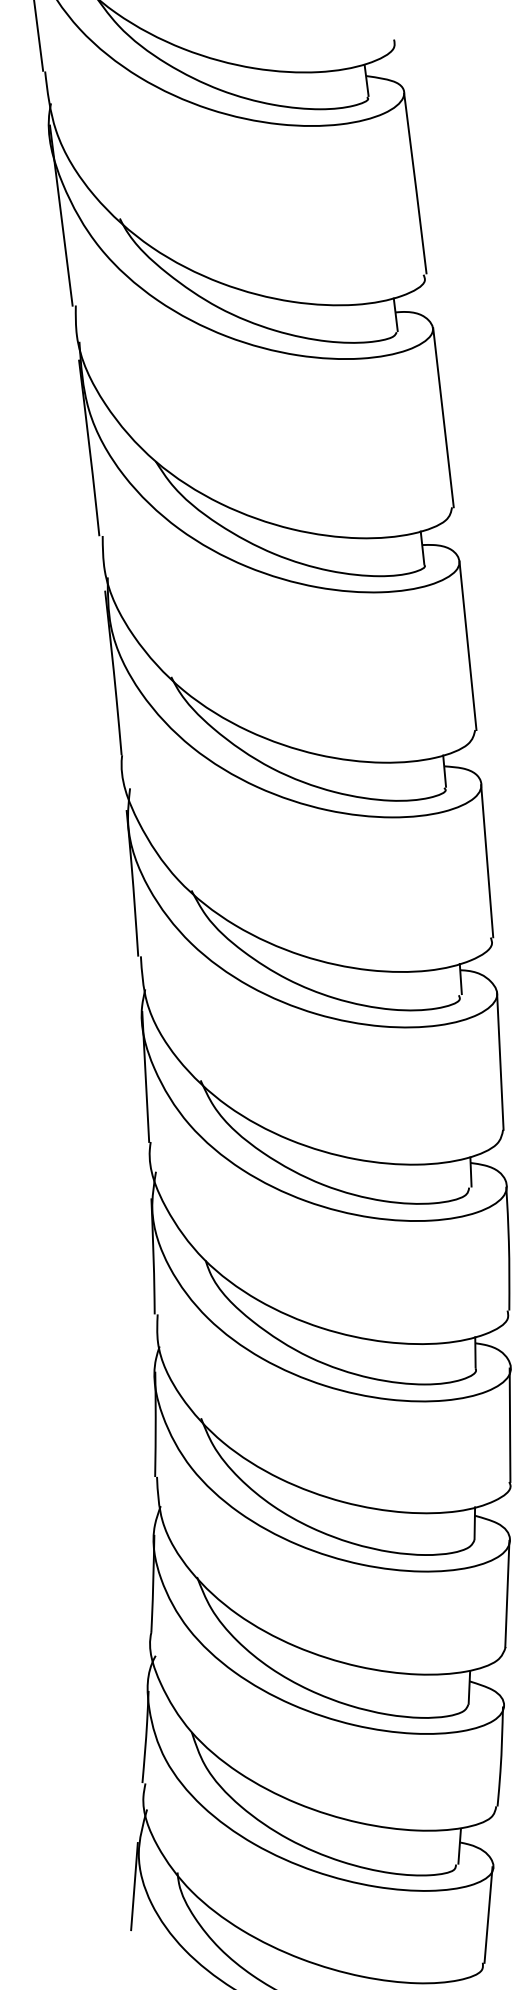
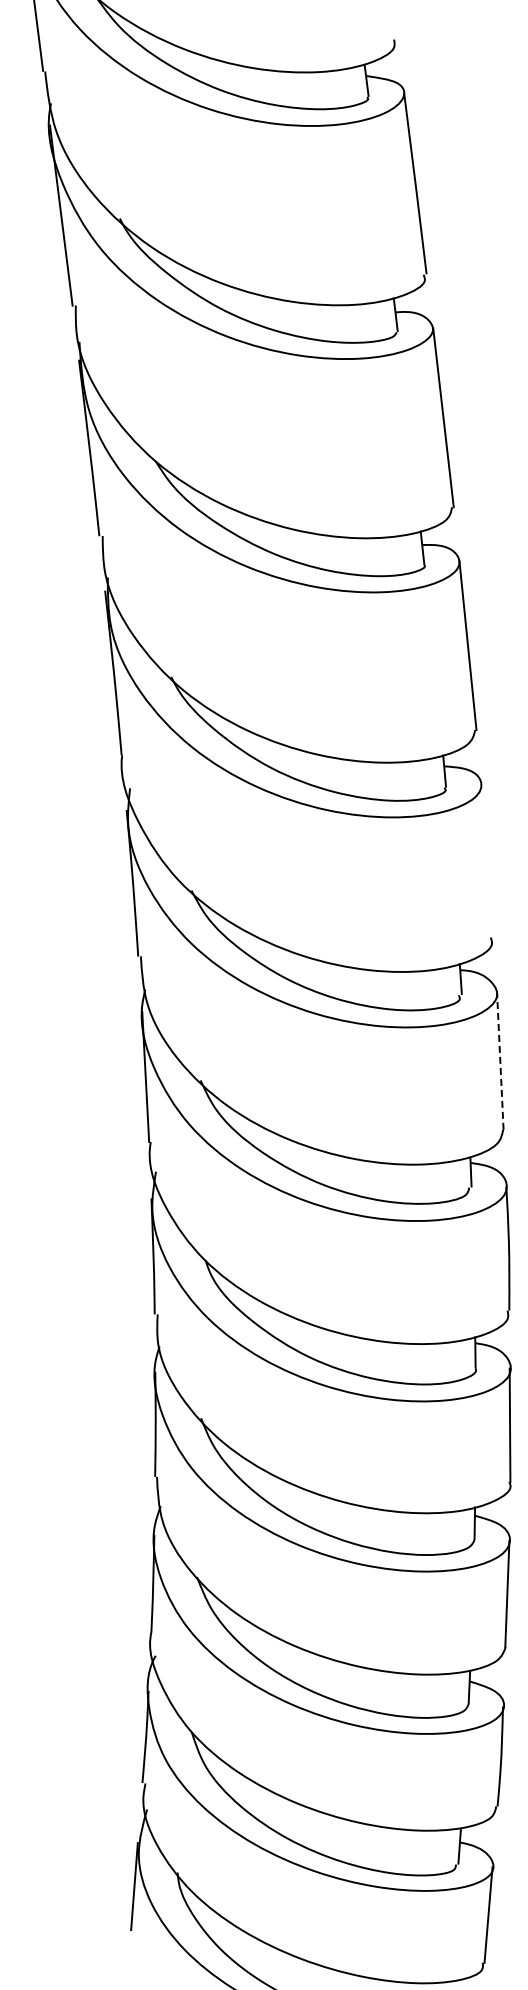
line: present -> none (487, 861)
line: solid -> dashed (500, 1061)
